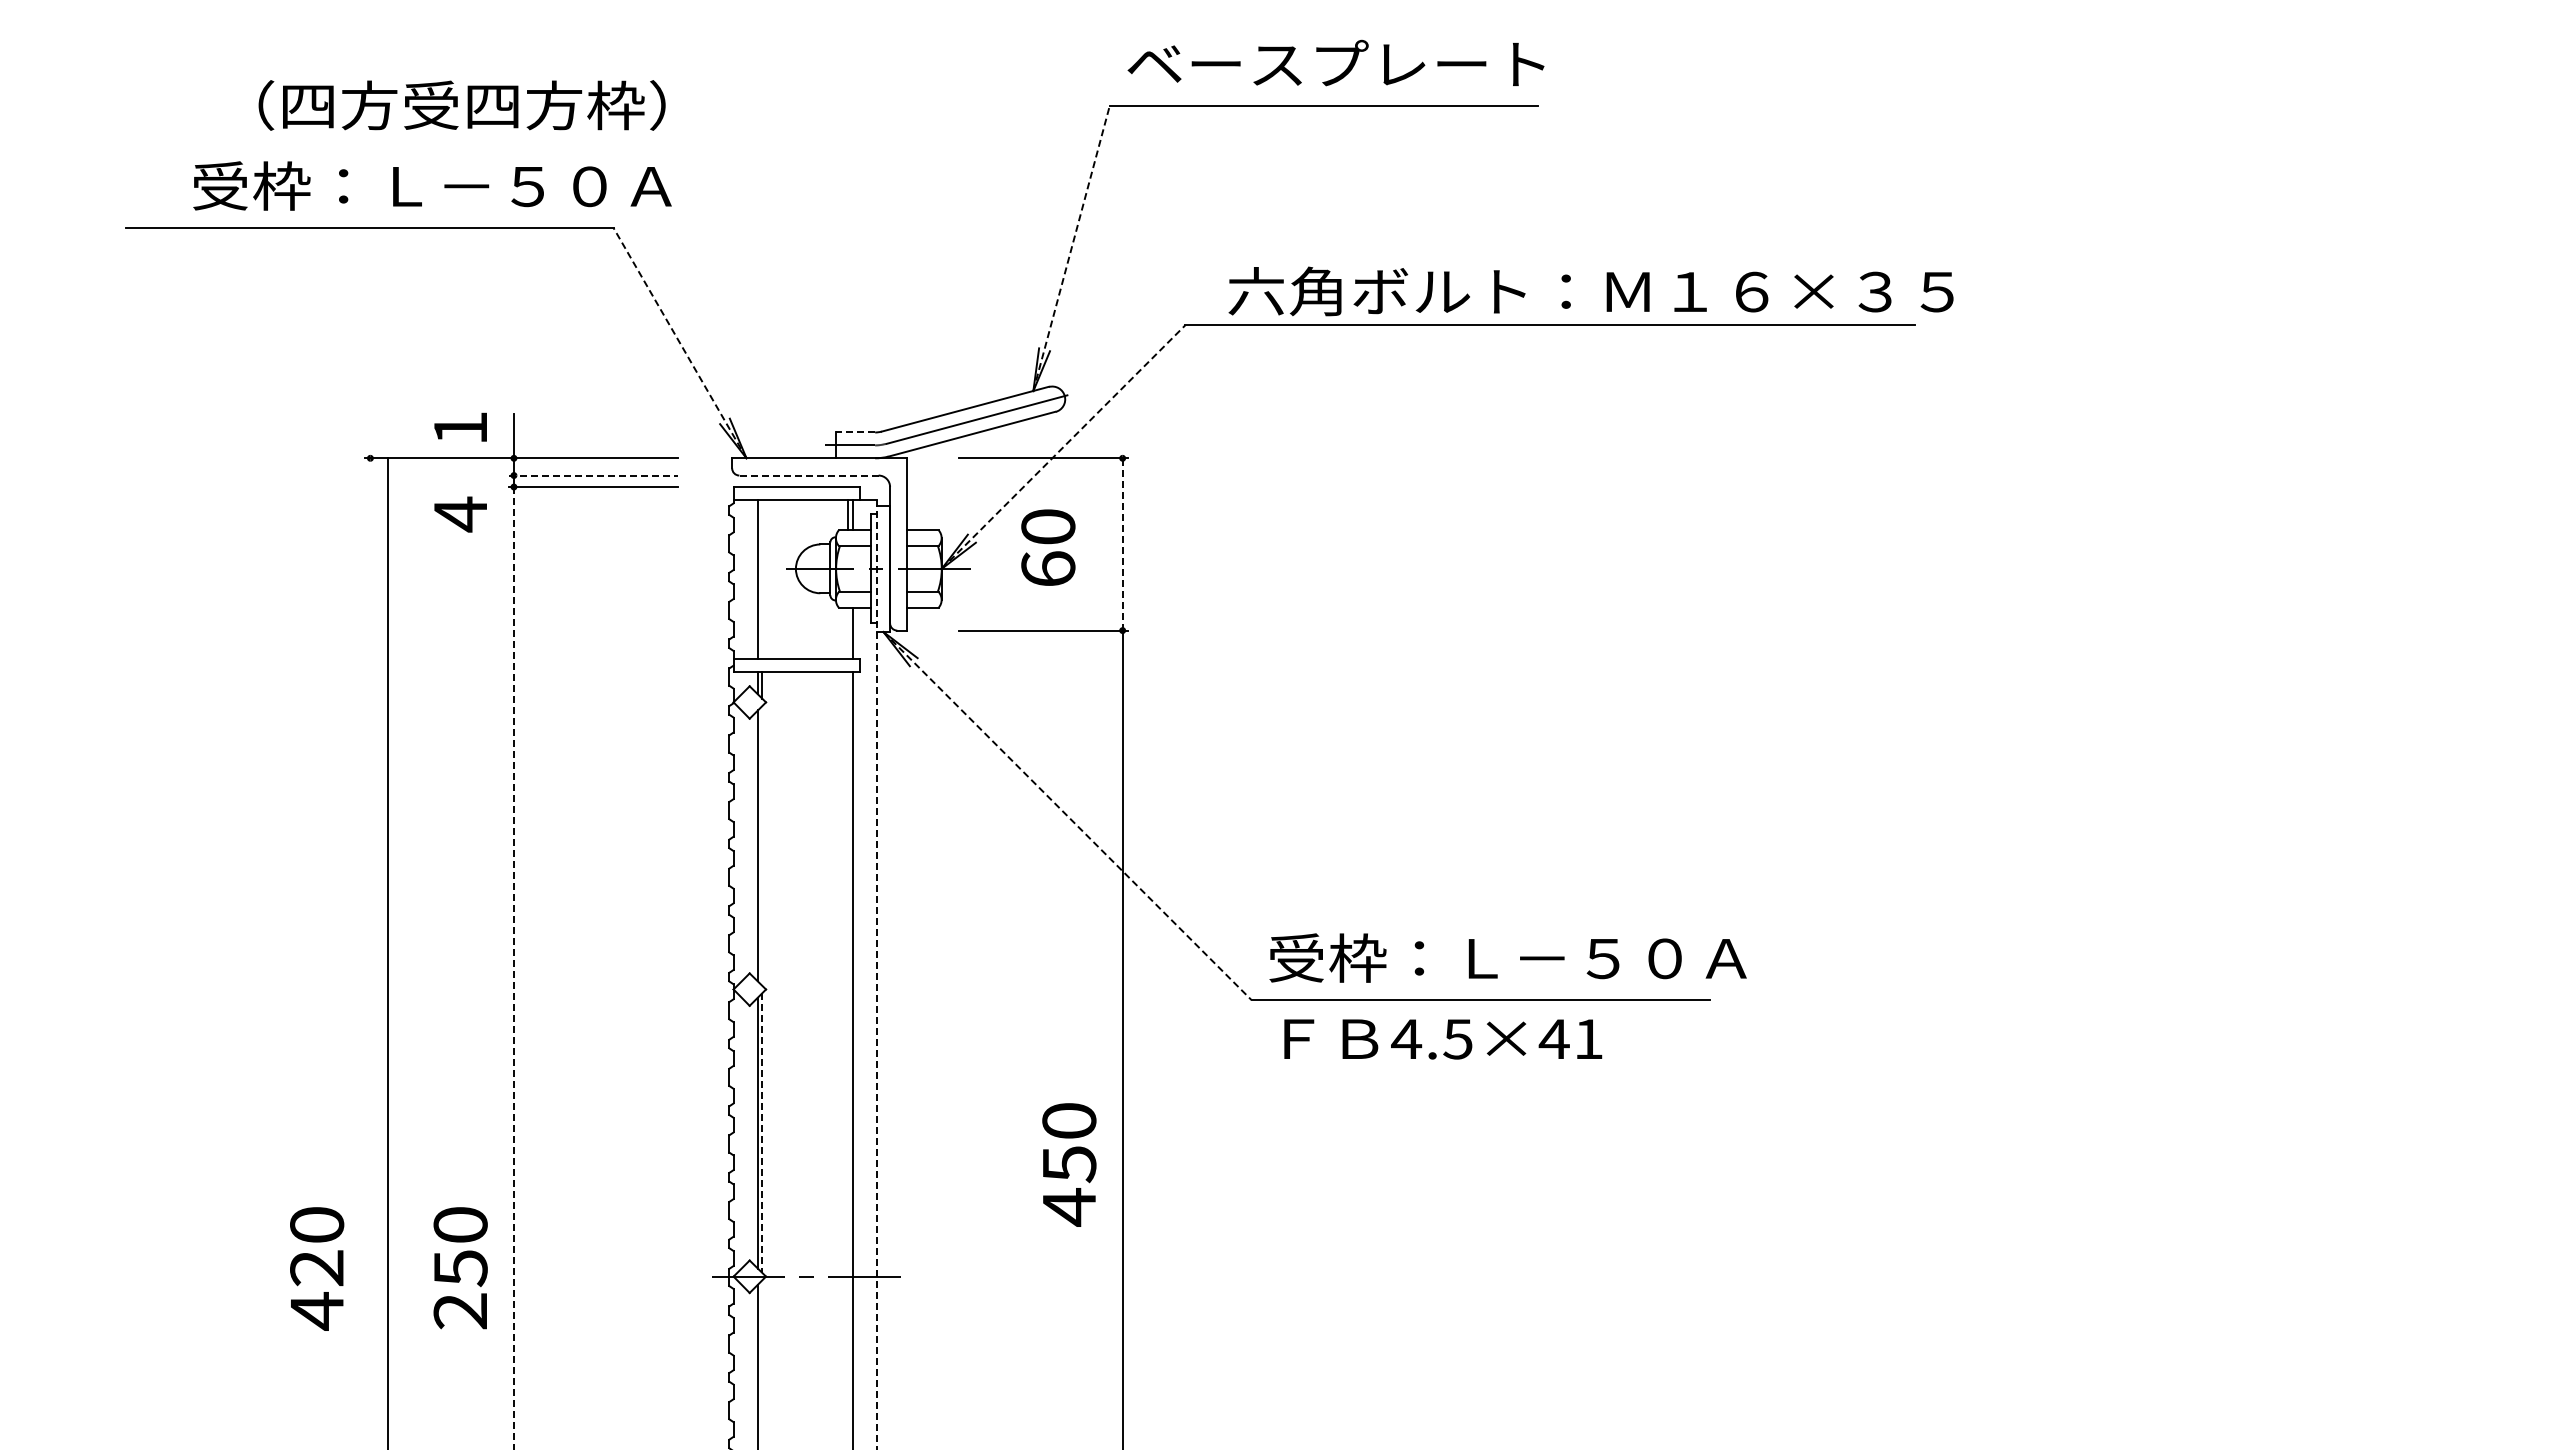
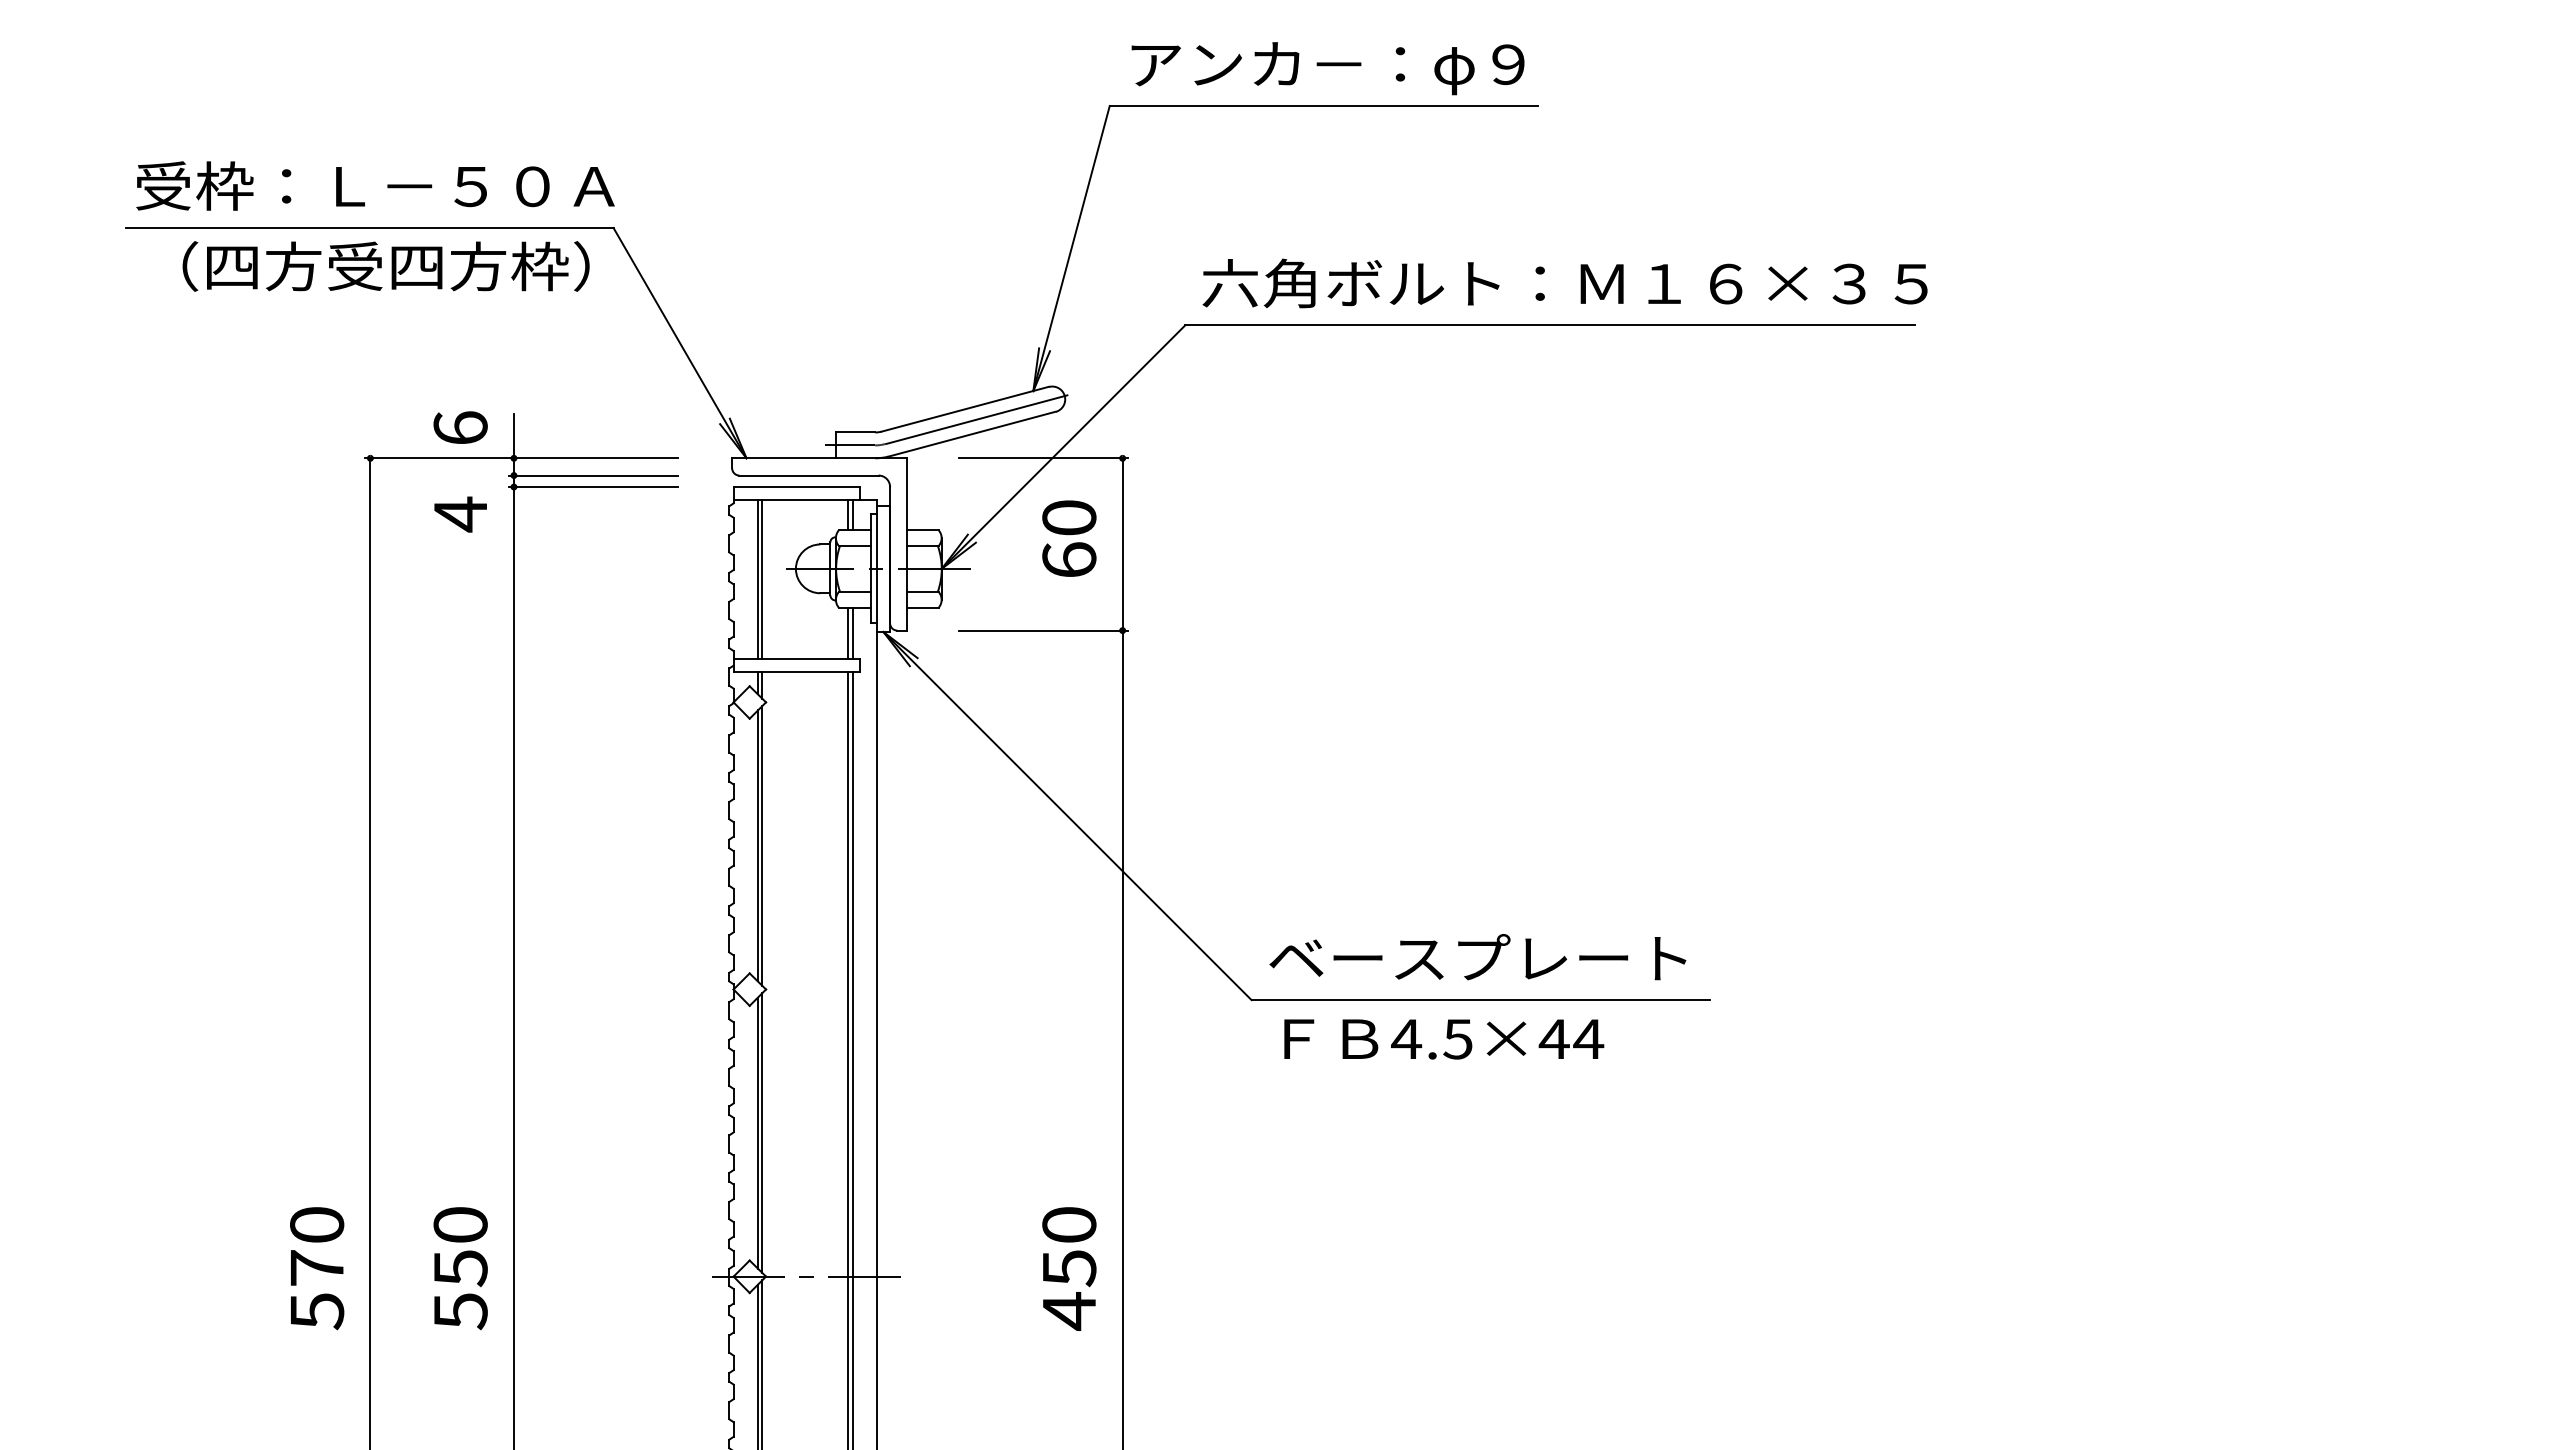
text: ベースプレート -> アンカ－：φ９ (1335, 67)
text position: (461, 105) -> (385, 266) (385, 266)
text position: (432, 185) -> (375, 185) (375, 185)
line: dashed -> solid (1071, 248)
text position: (1590, 291) -> (1564, 283) (1564, 283)
line: dashed -> solid (680, 343)
text: 1 -> 6 (460, 427)
line: dashed -> solid (855, 432)
line: dashed -> solid (1063, 446)
line: dashed -> solid (593, 475)
line: dashed -> solid (808, 475)
line: dashed -> solid (1122, 543)
text position: (1048, 547) -> (1069, 538) (1069, 538)
line: none -> present (762, 579)
line: none -> present (848, 633)
line: dashed -> solid (1067, 816)
line: none -> present (762, 845)
line position: (388, 952) -> (370, 952) (370, 952)
text: 受枠：Ｌ－５０Ａ -> ベースプレート (1507, 957)
line: dashed -> solid (513, 968)
line: dashed -> solid (877, 974)
text: 4.5×41 -> 4.5×44 (1588, 1038)
line: none -> present (848, 1059)
line: dashed -> solid (762, 1133)
text position: (1069, 1164) -> (1069, 1268) (1069, 1268)
text: 420 -> 570 (317, 1290)
text: 250 -> 550 (460, 1311)
line: none -> present (762, 1363)
